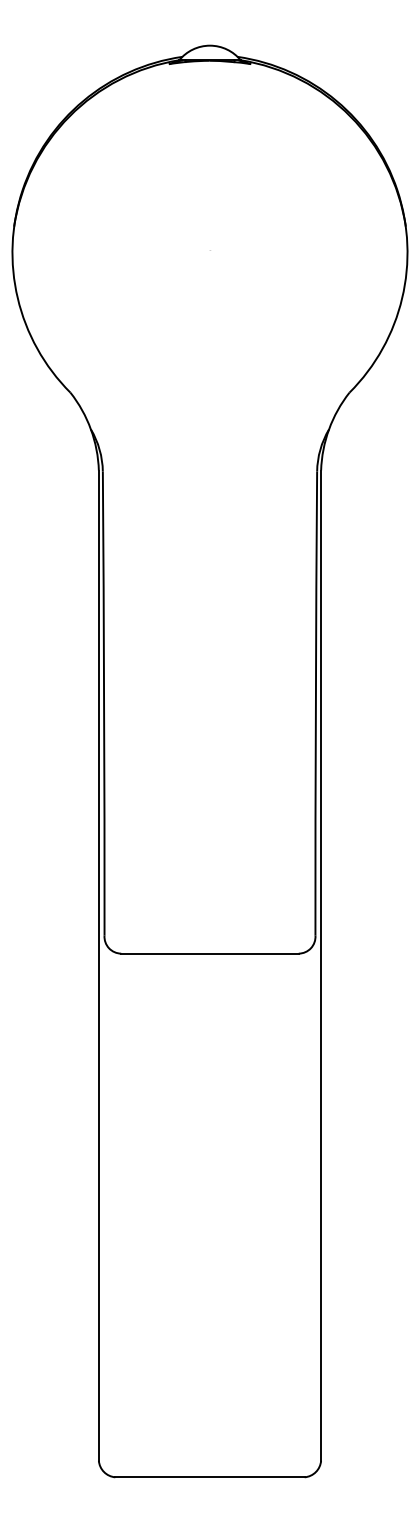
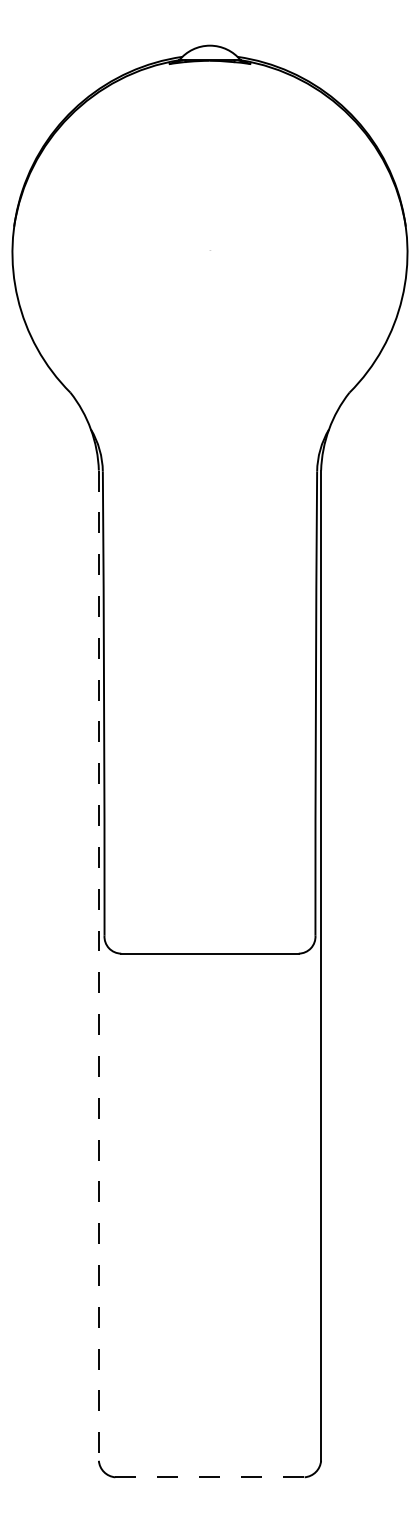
line: solid -> dashed (98, 966)
line: solid -> dashed (209, 1477)
